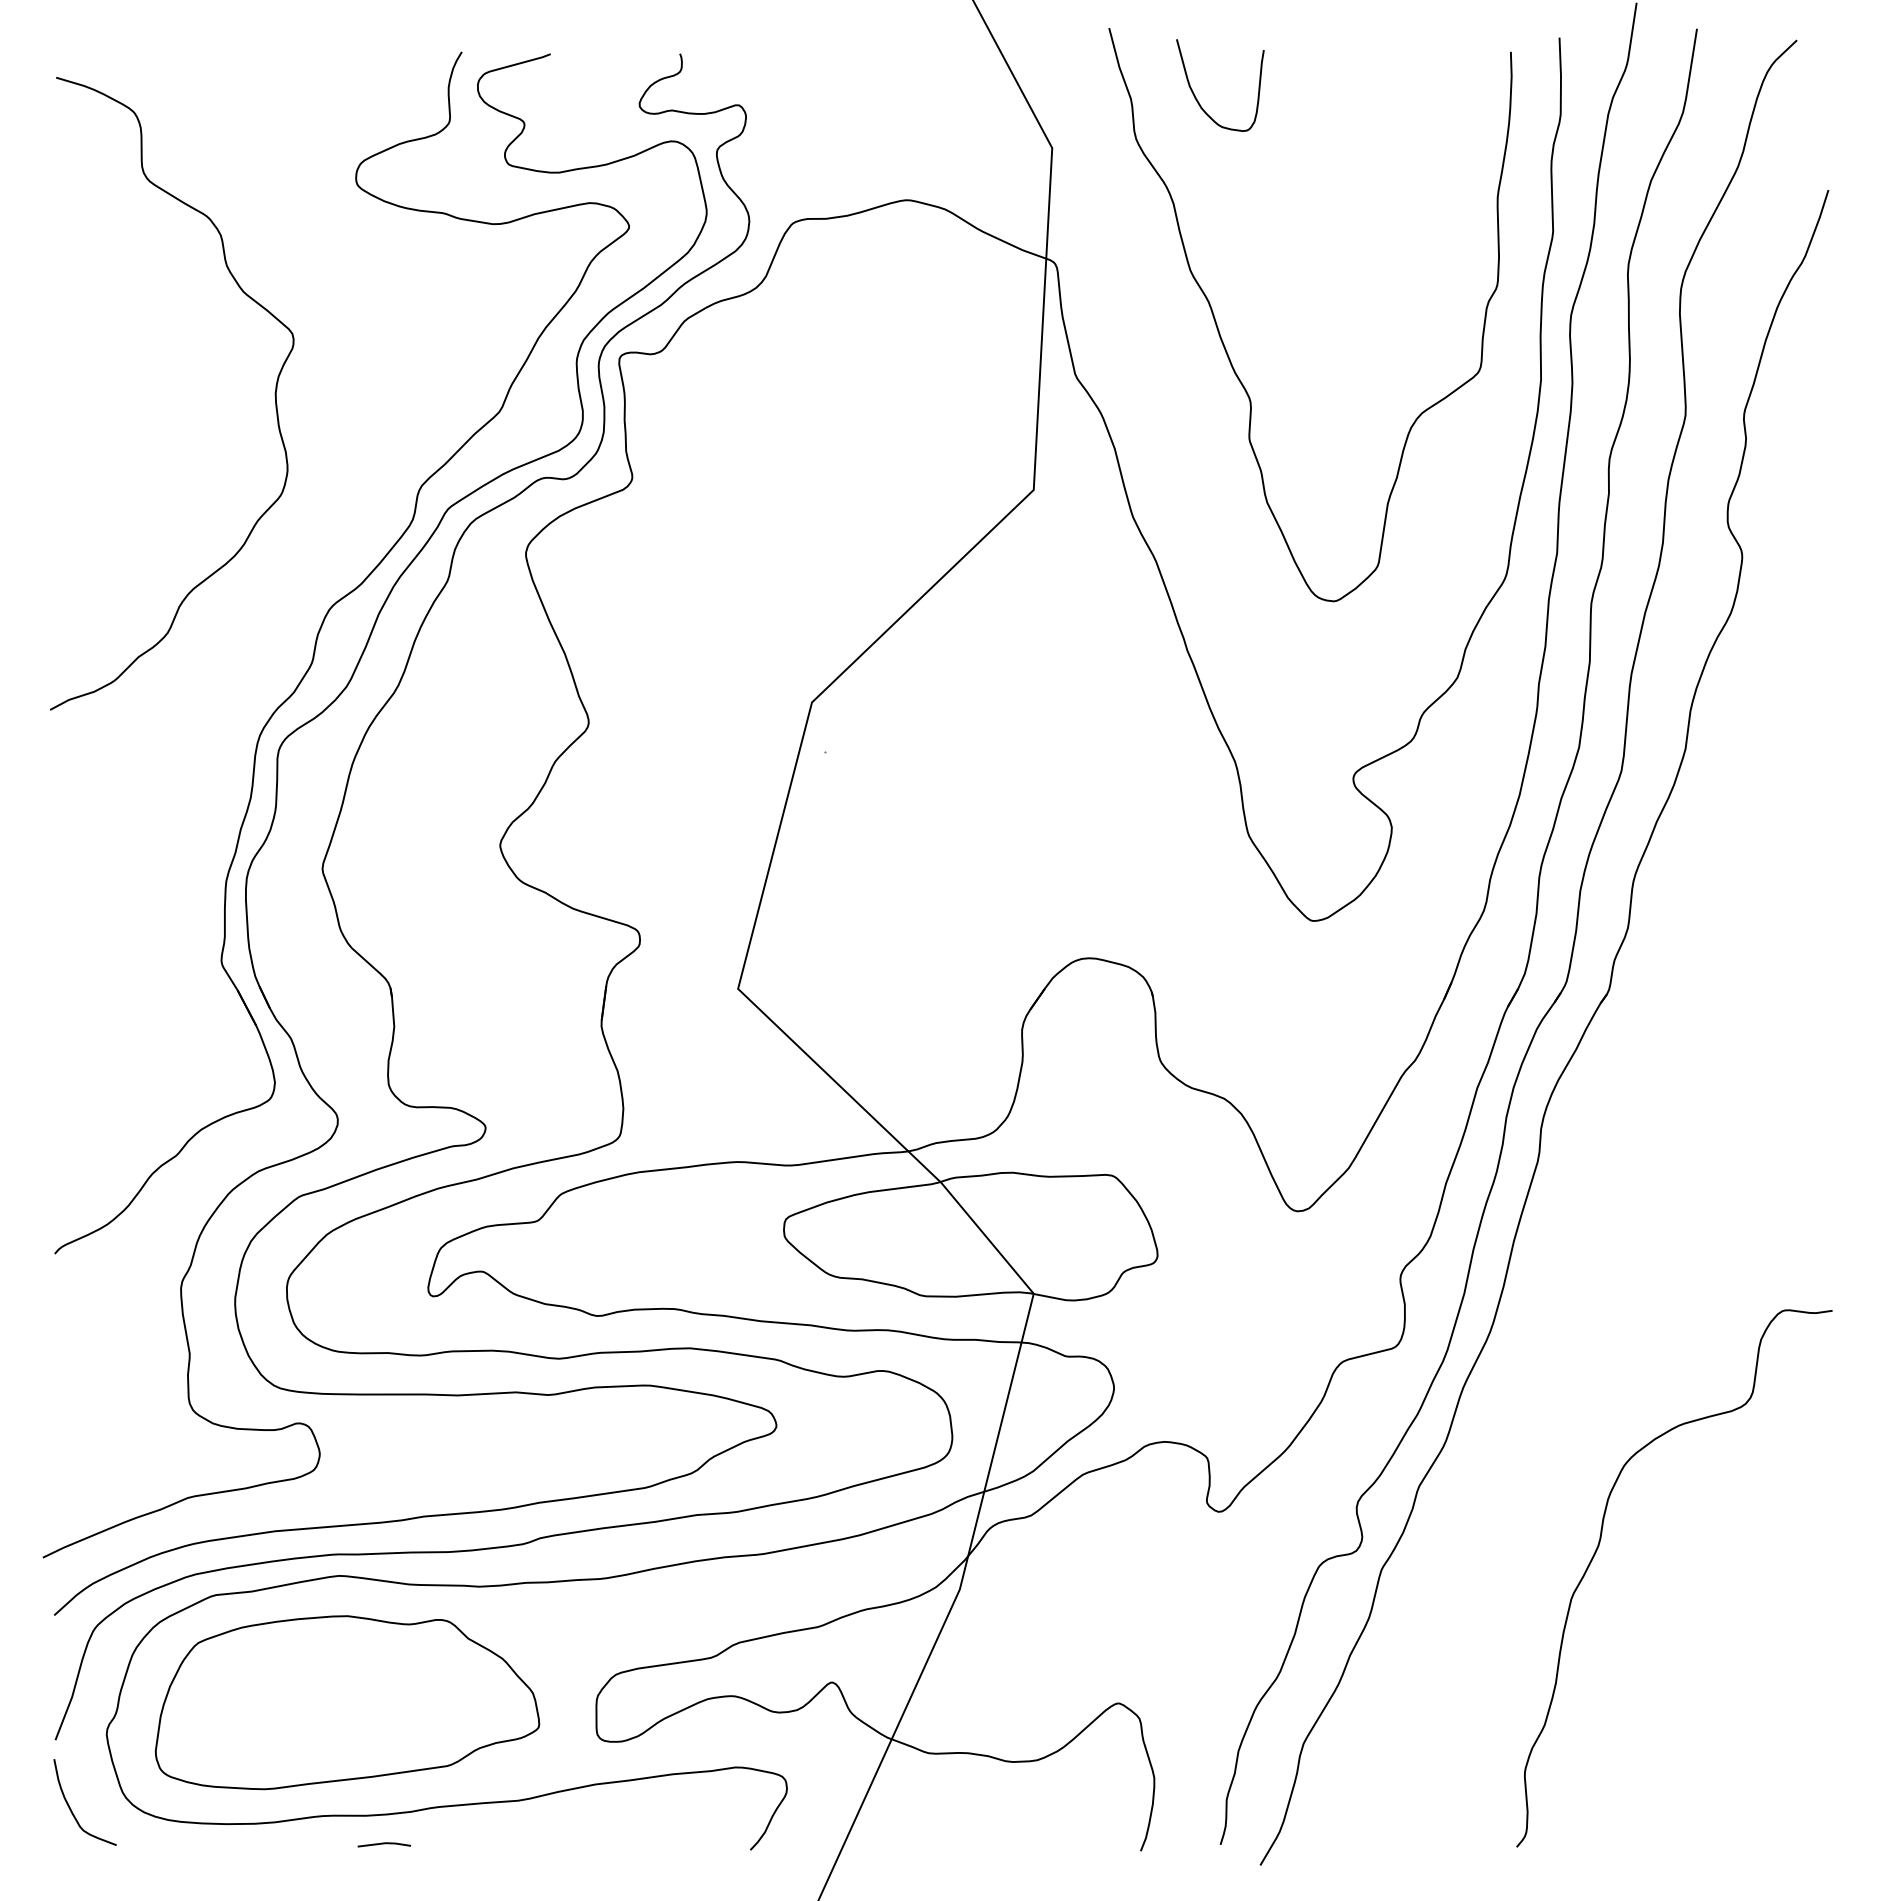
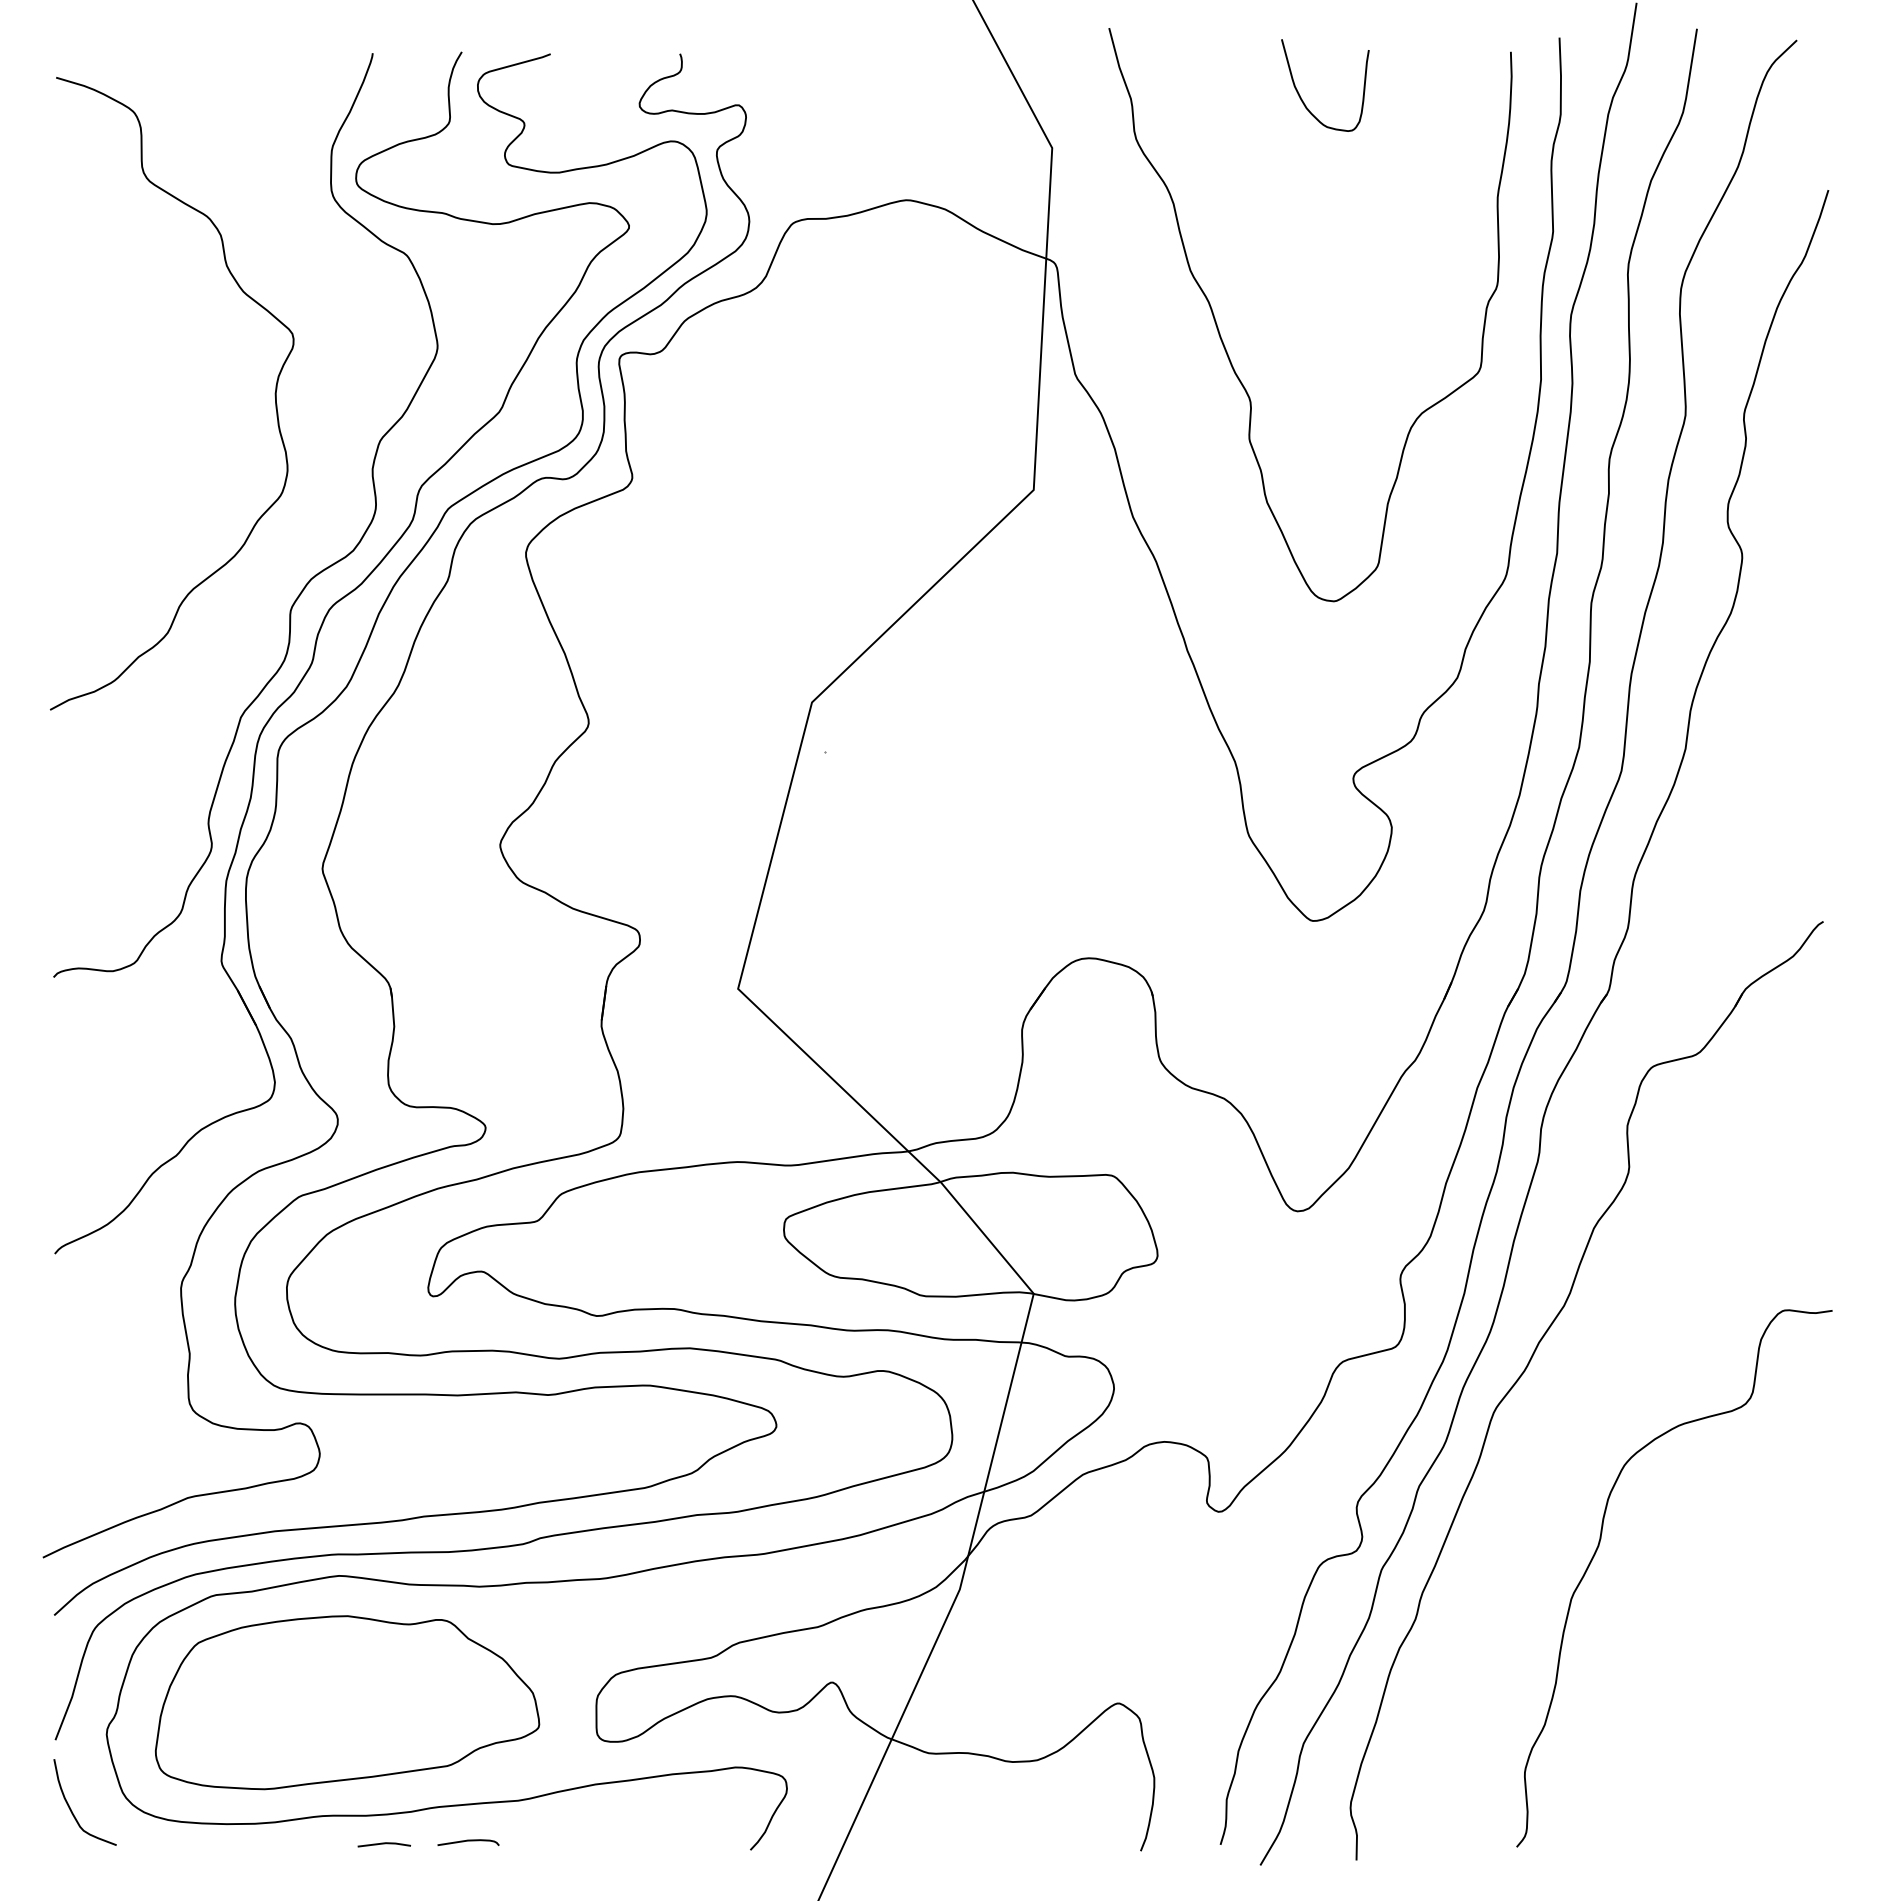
curve position: (1198, 100) -> (1303, 100) (1303, 100)
curve: none -> present (309, 579)
part: none -> present (1530, 1362)
curve: none -> present (468, 1841)
